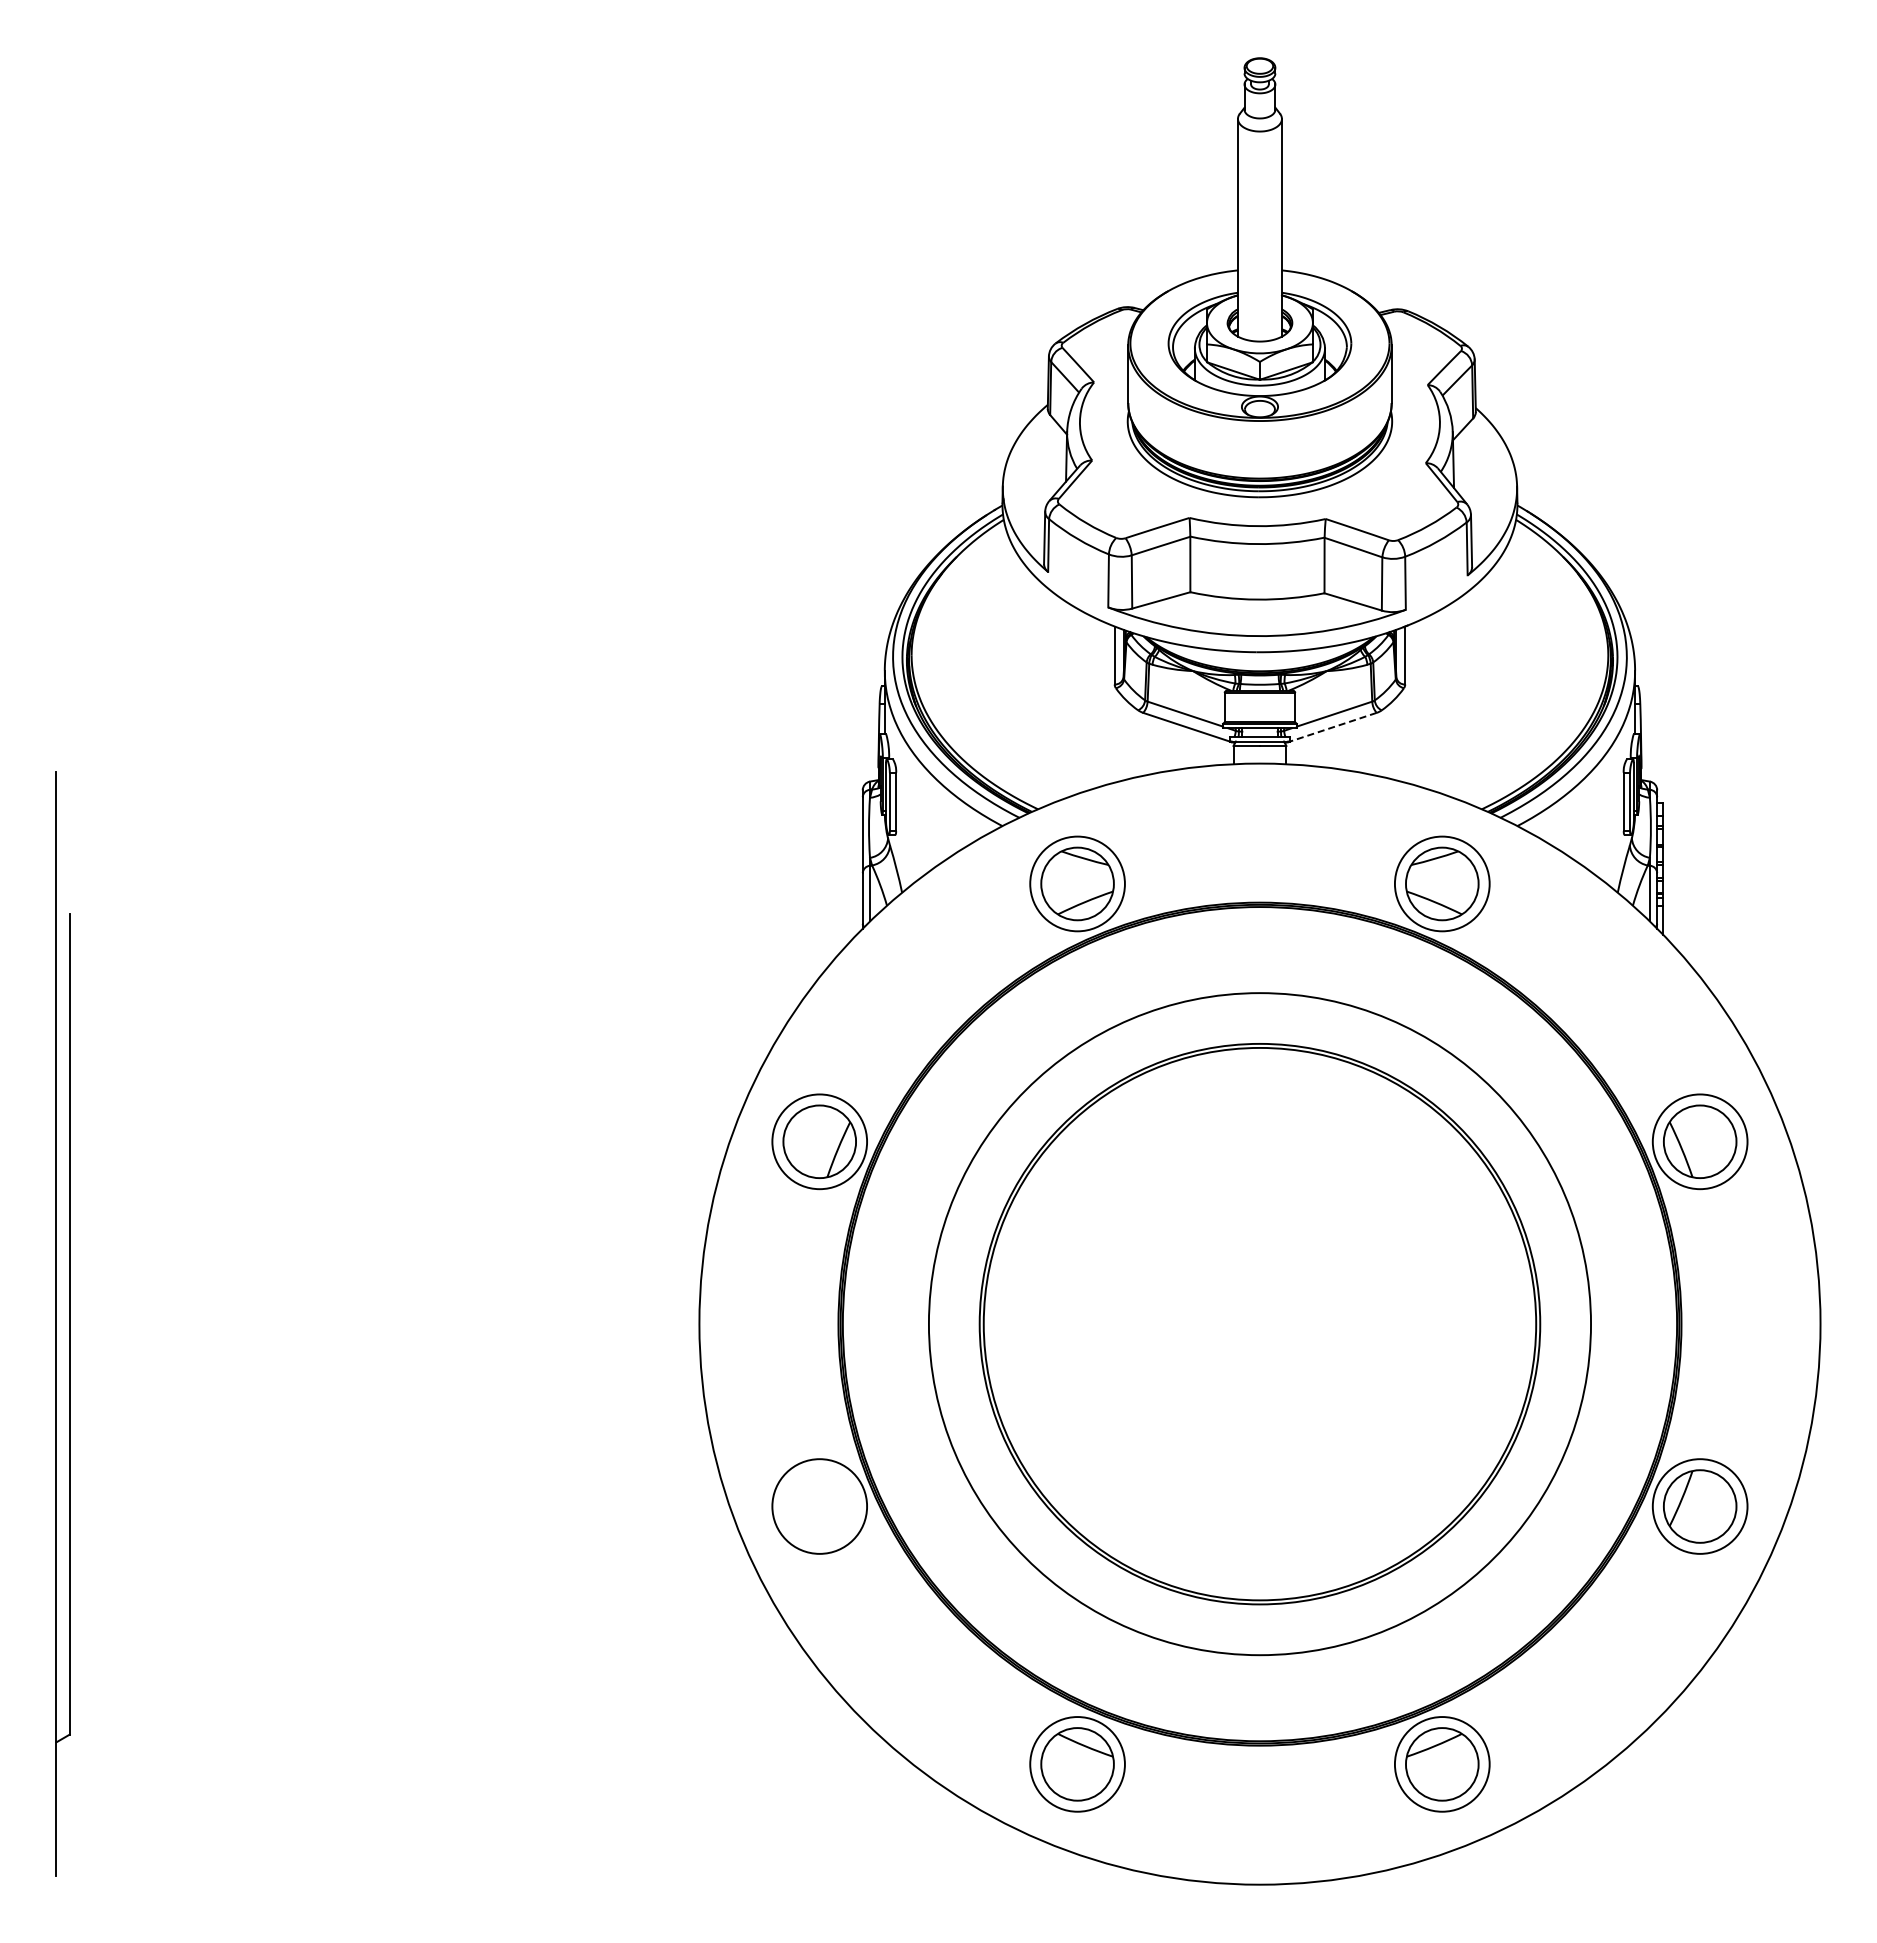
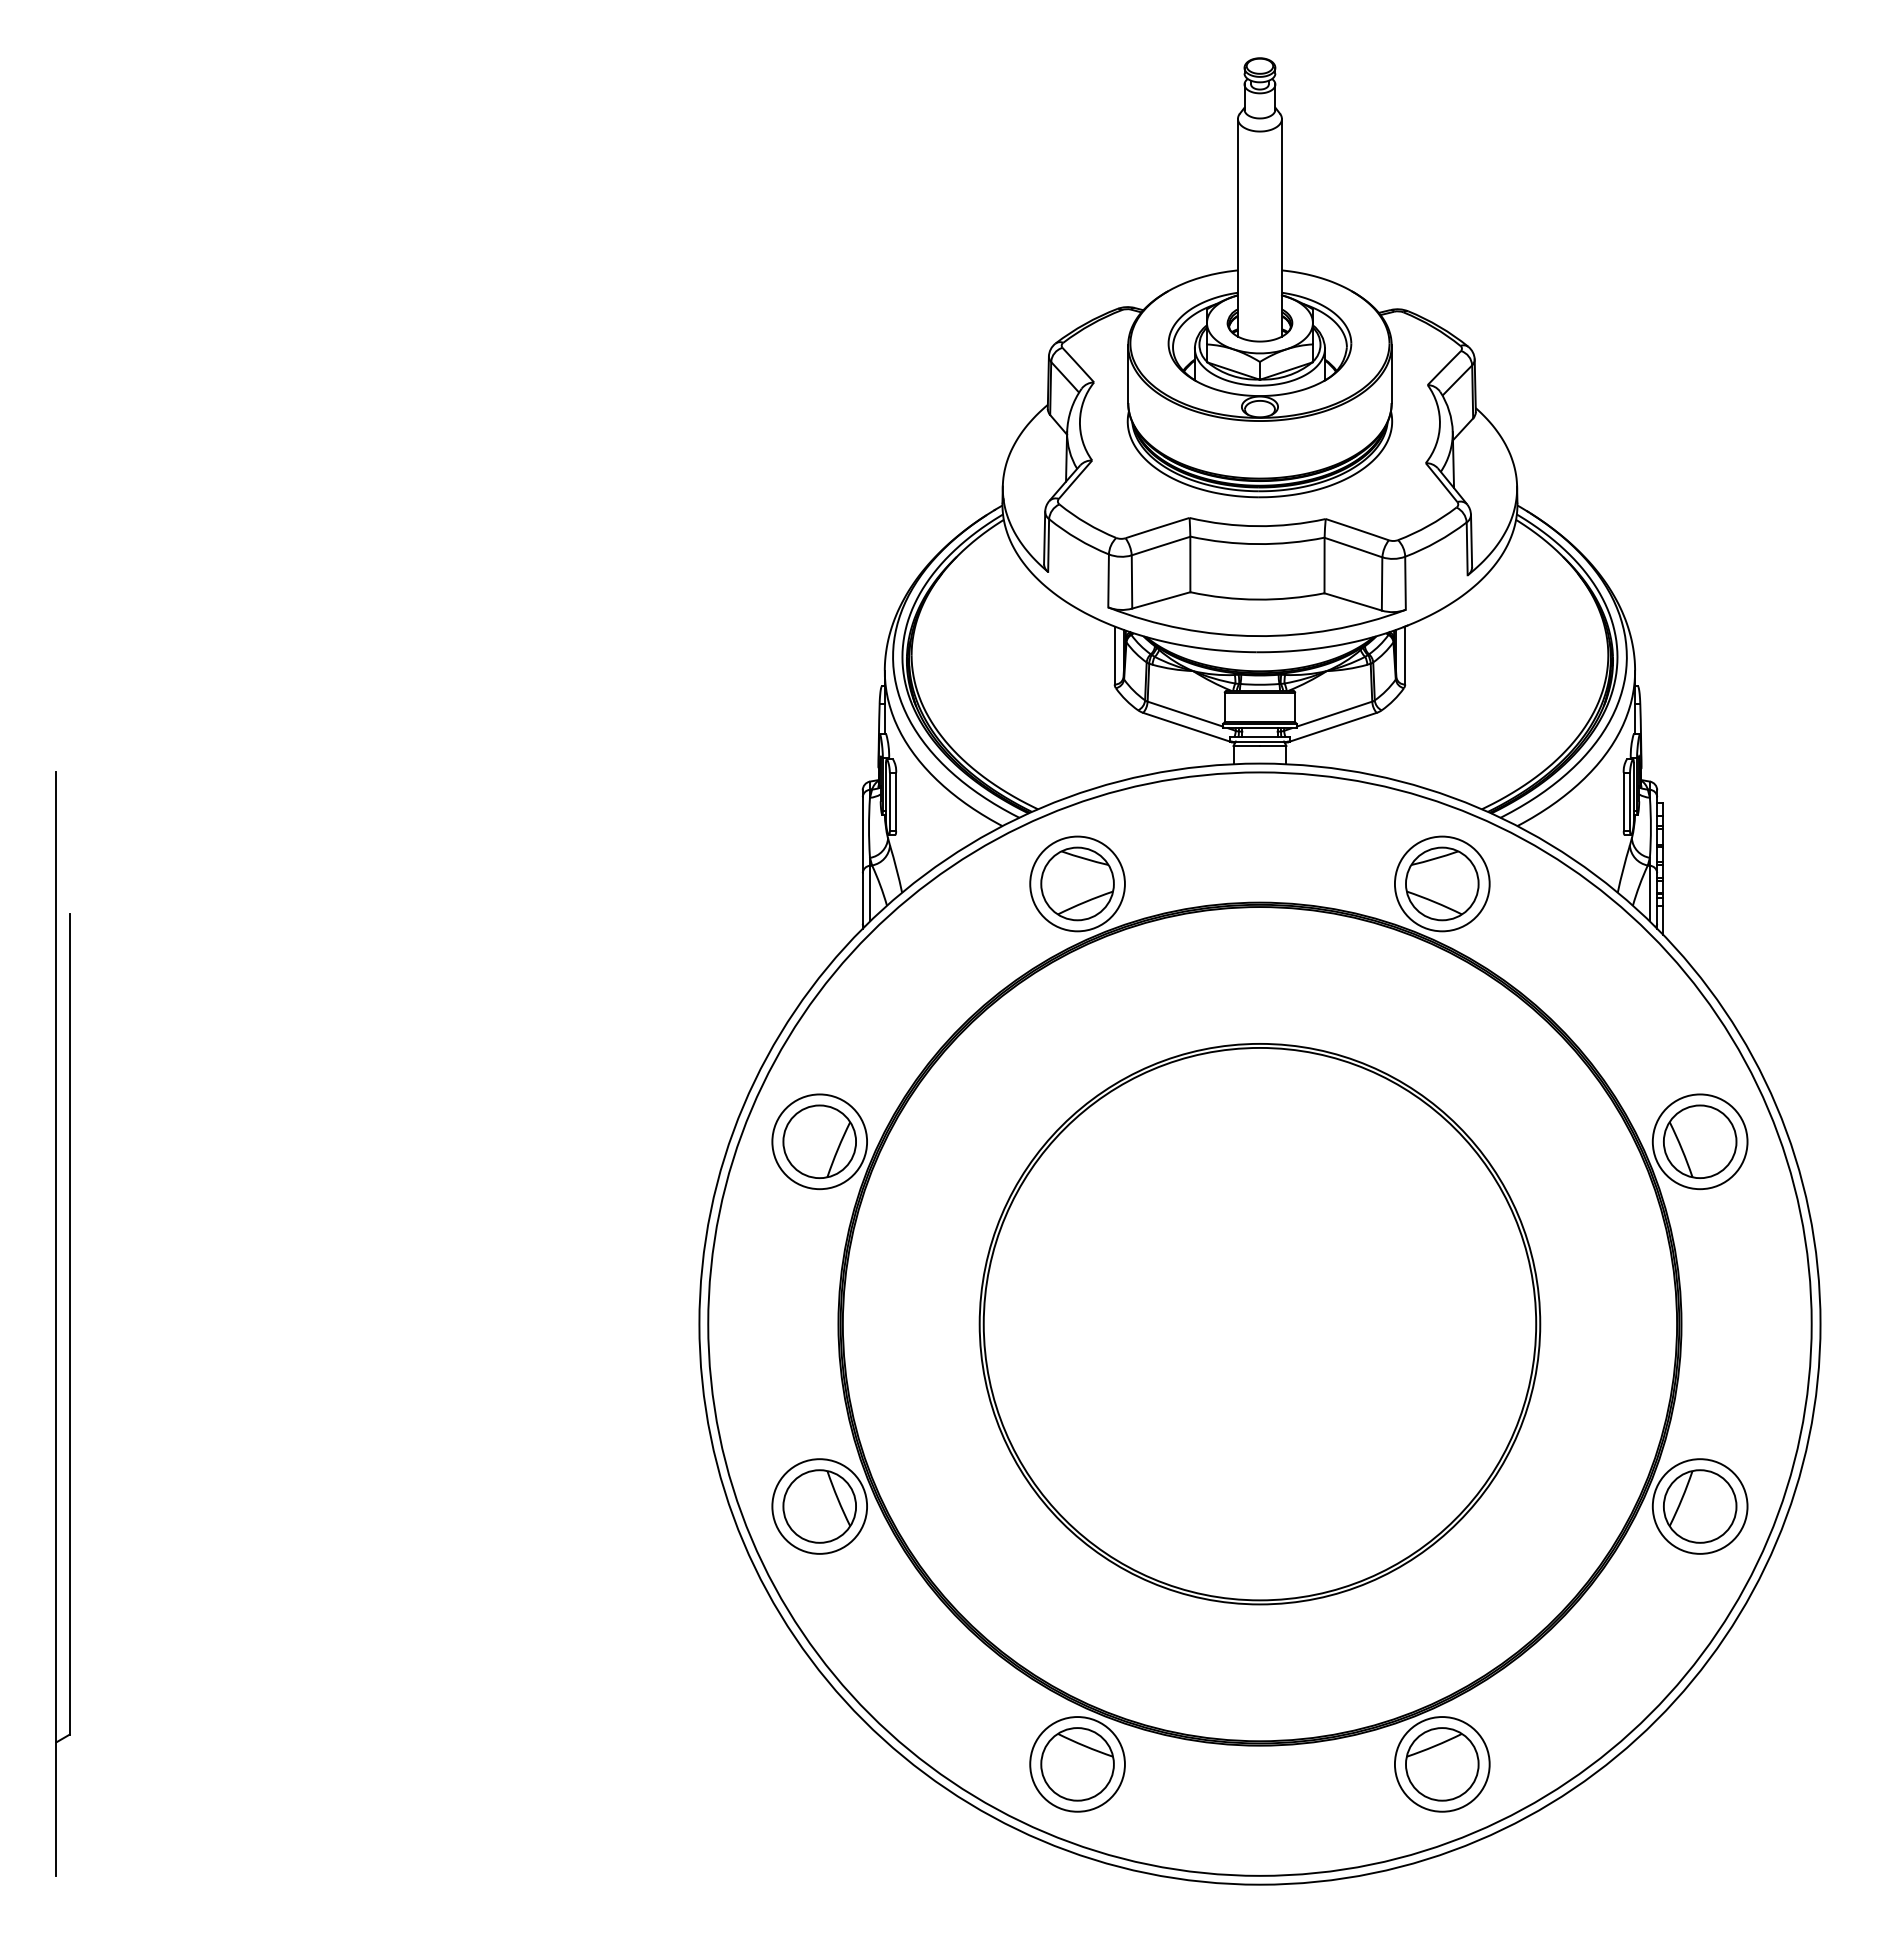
line: dashed -> solid (1332, 727)
circle diameter: 662 px -> 1103 px (1259, 1323)
part: none -> present (819, 1506)
